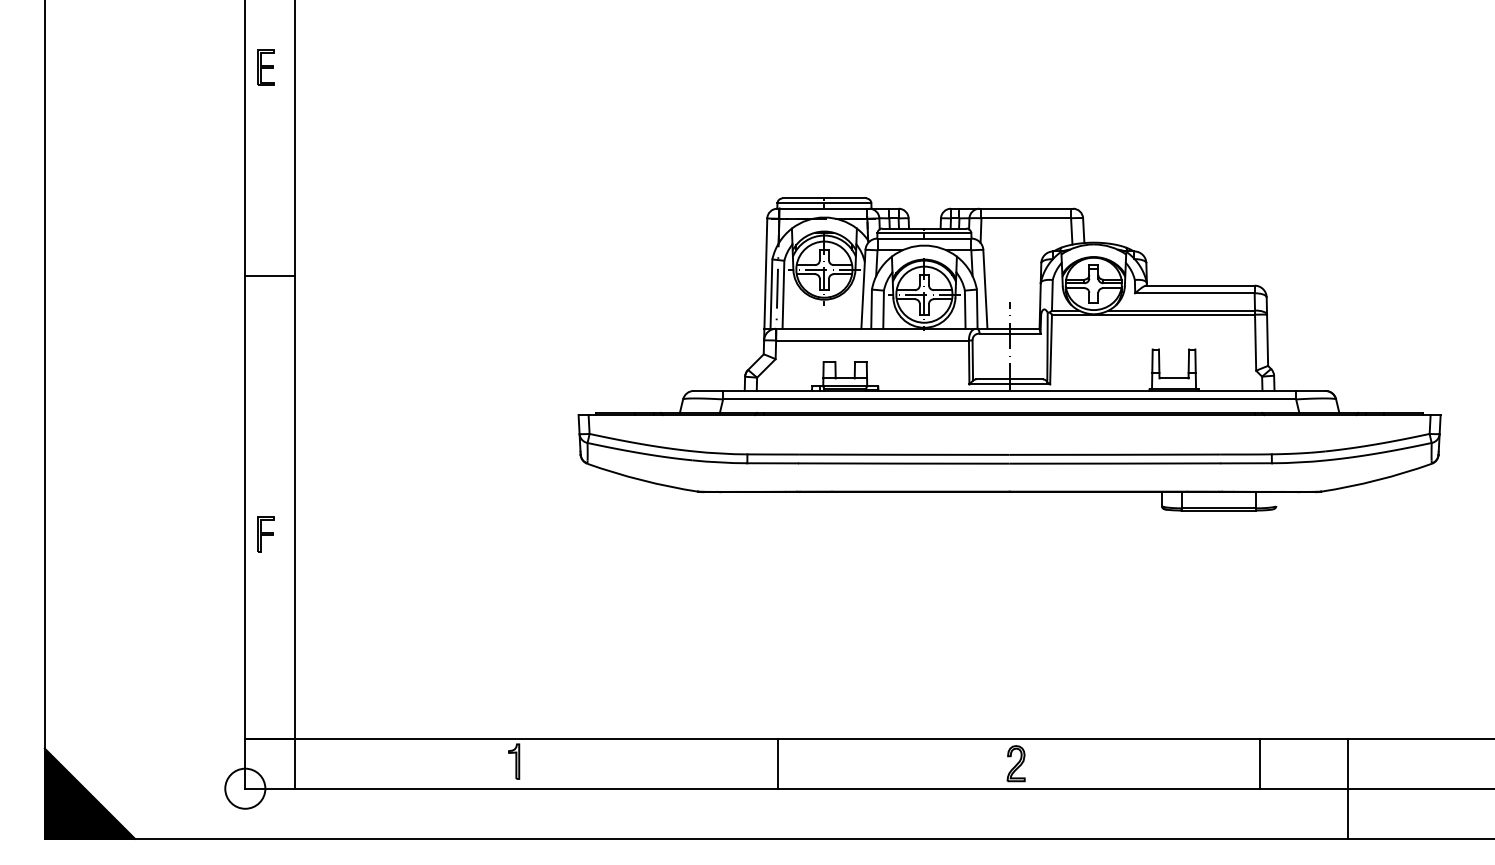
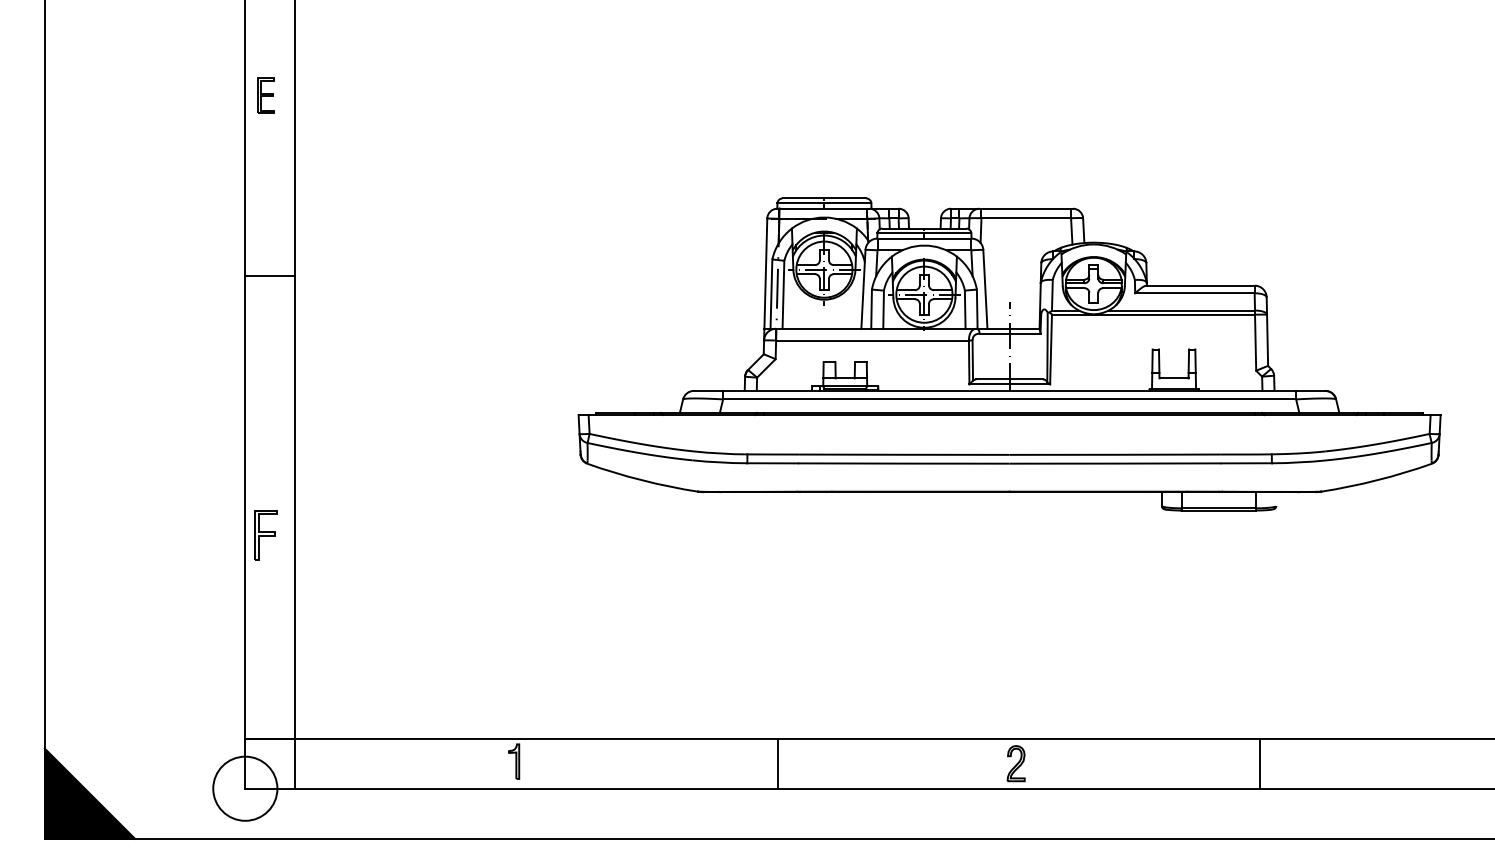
part position: (265, 67) -> (265, 95) (265, 95)
part size: 18x37 px -> 24x51 px (265, 535)
circle diameter: 40 px -> 64 px (245, 788)
line: present -> none (1348, 788)
